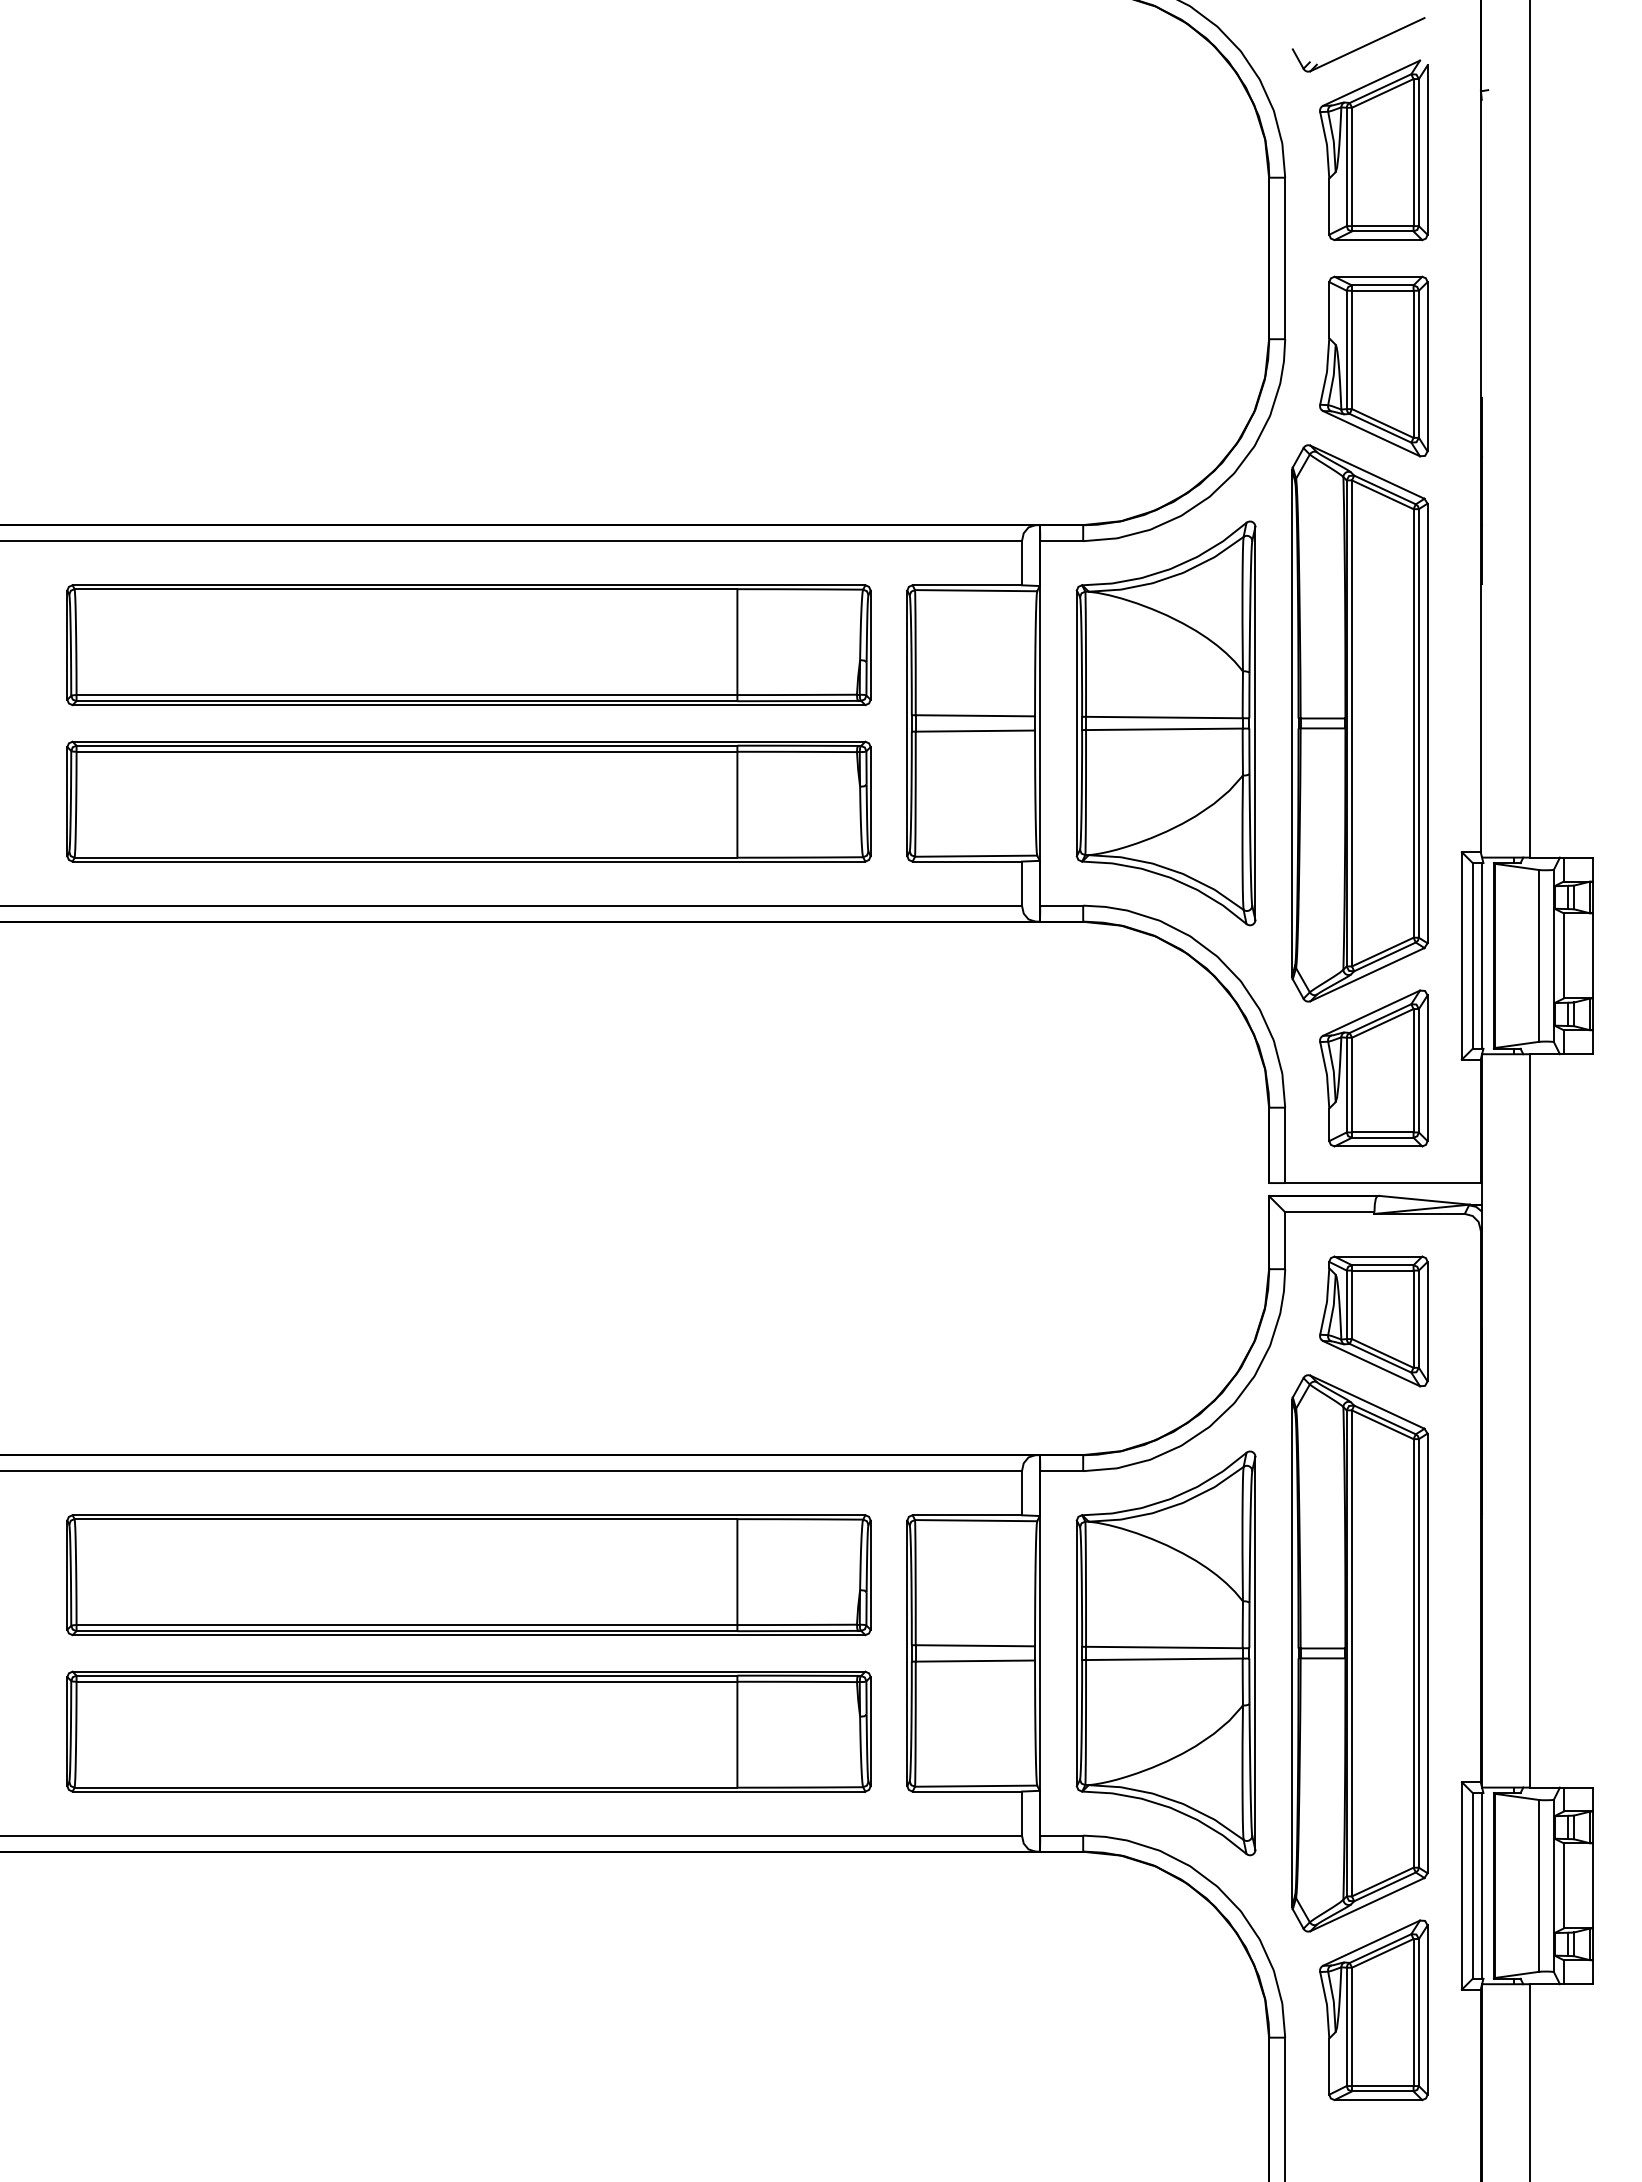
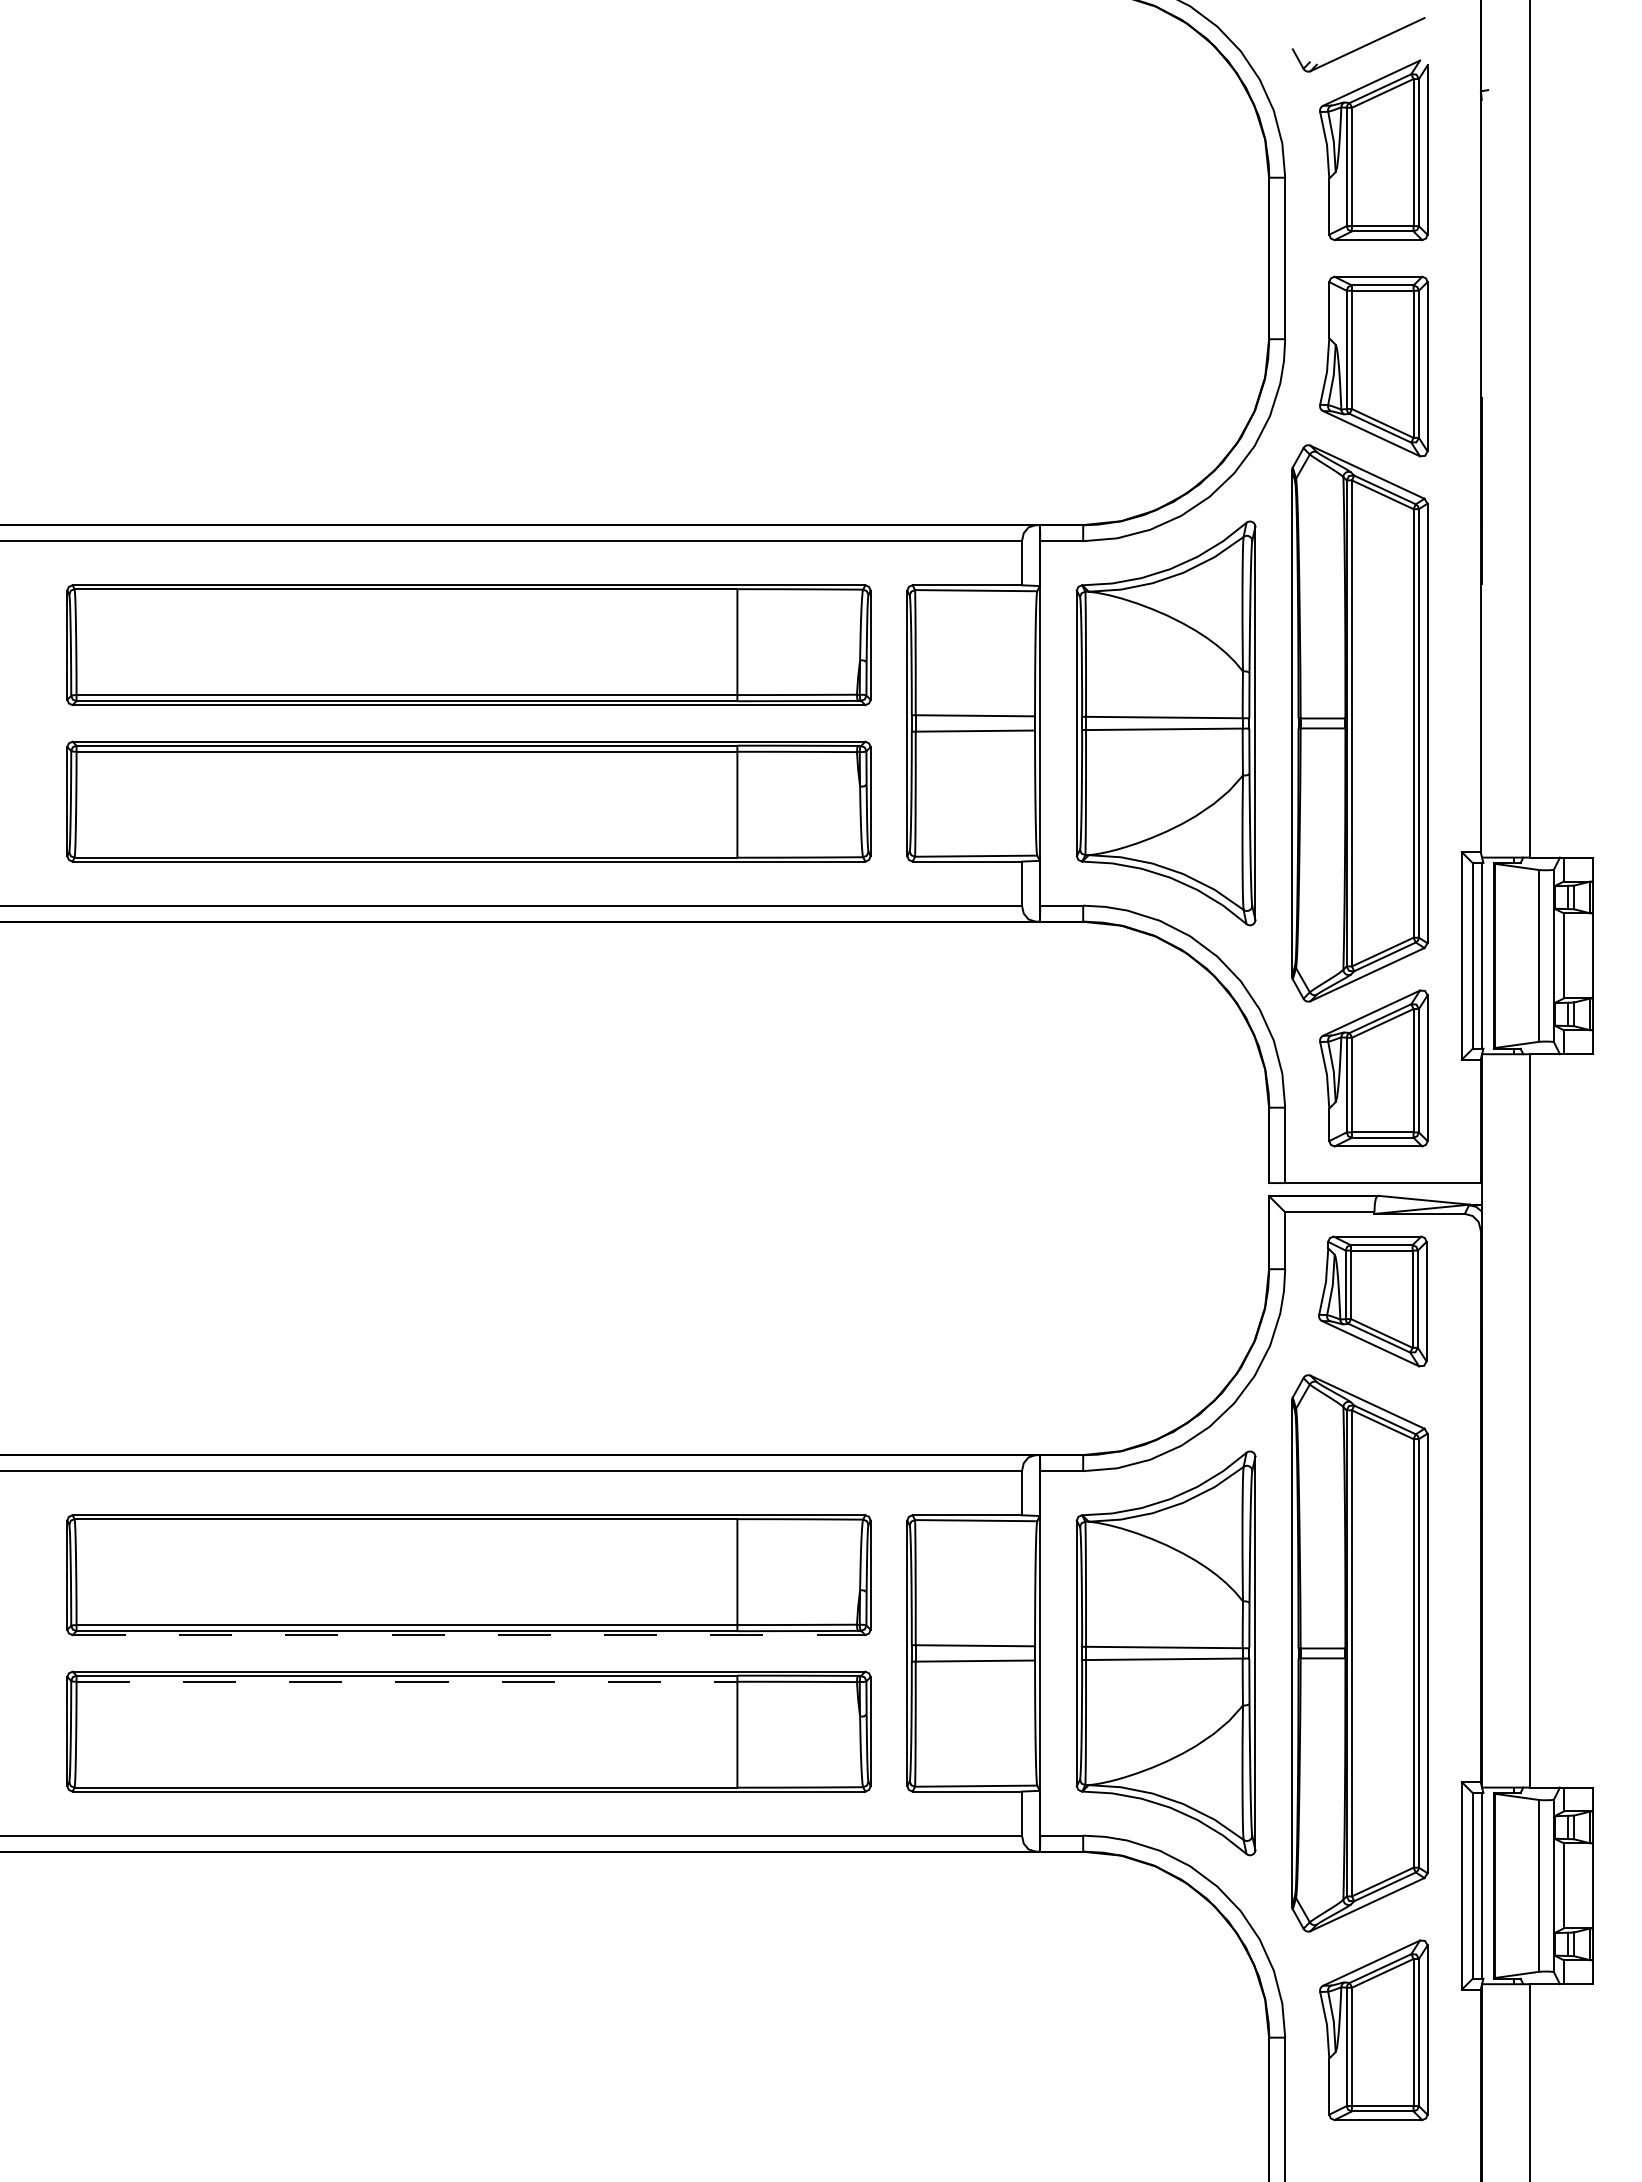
part position: (1373, 1321) -> (1372, 1301) (1372, 1301)
line: solid -> dashed (469, 1635)
line: solid -> dashed (407, 1681)
part position: (1373, 2010) -> (1373, 2030) (1373, 2030)
